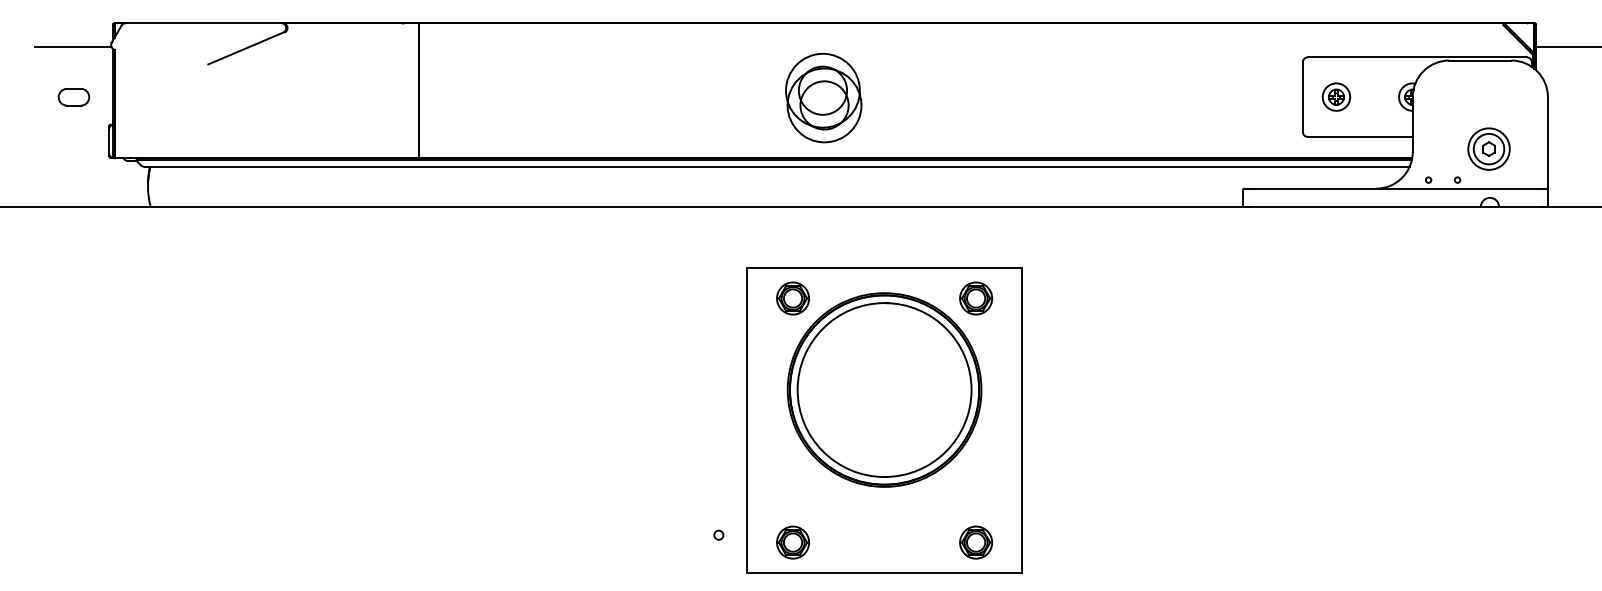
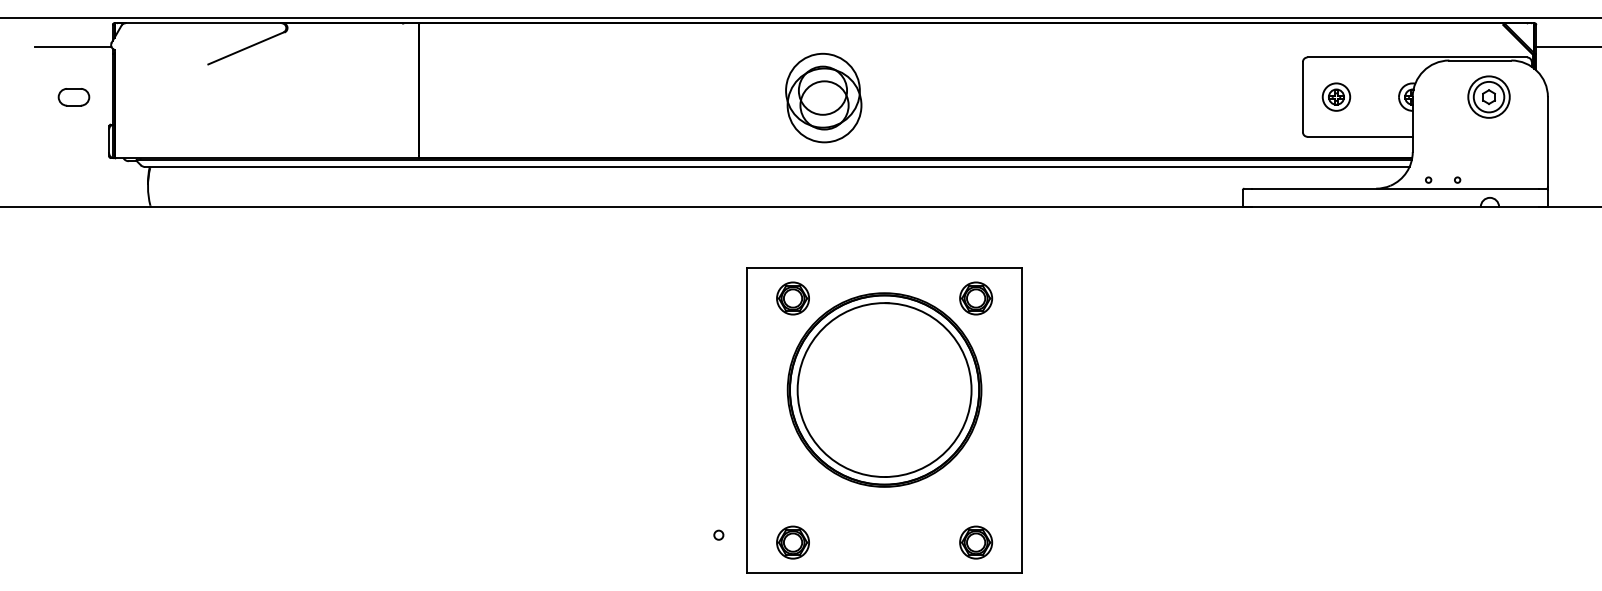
line: none -> present (800, 17)
part position: (1488, 148) -> (1488, 96) (1488, 96)
